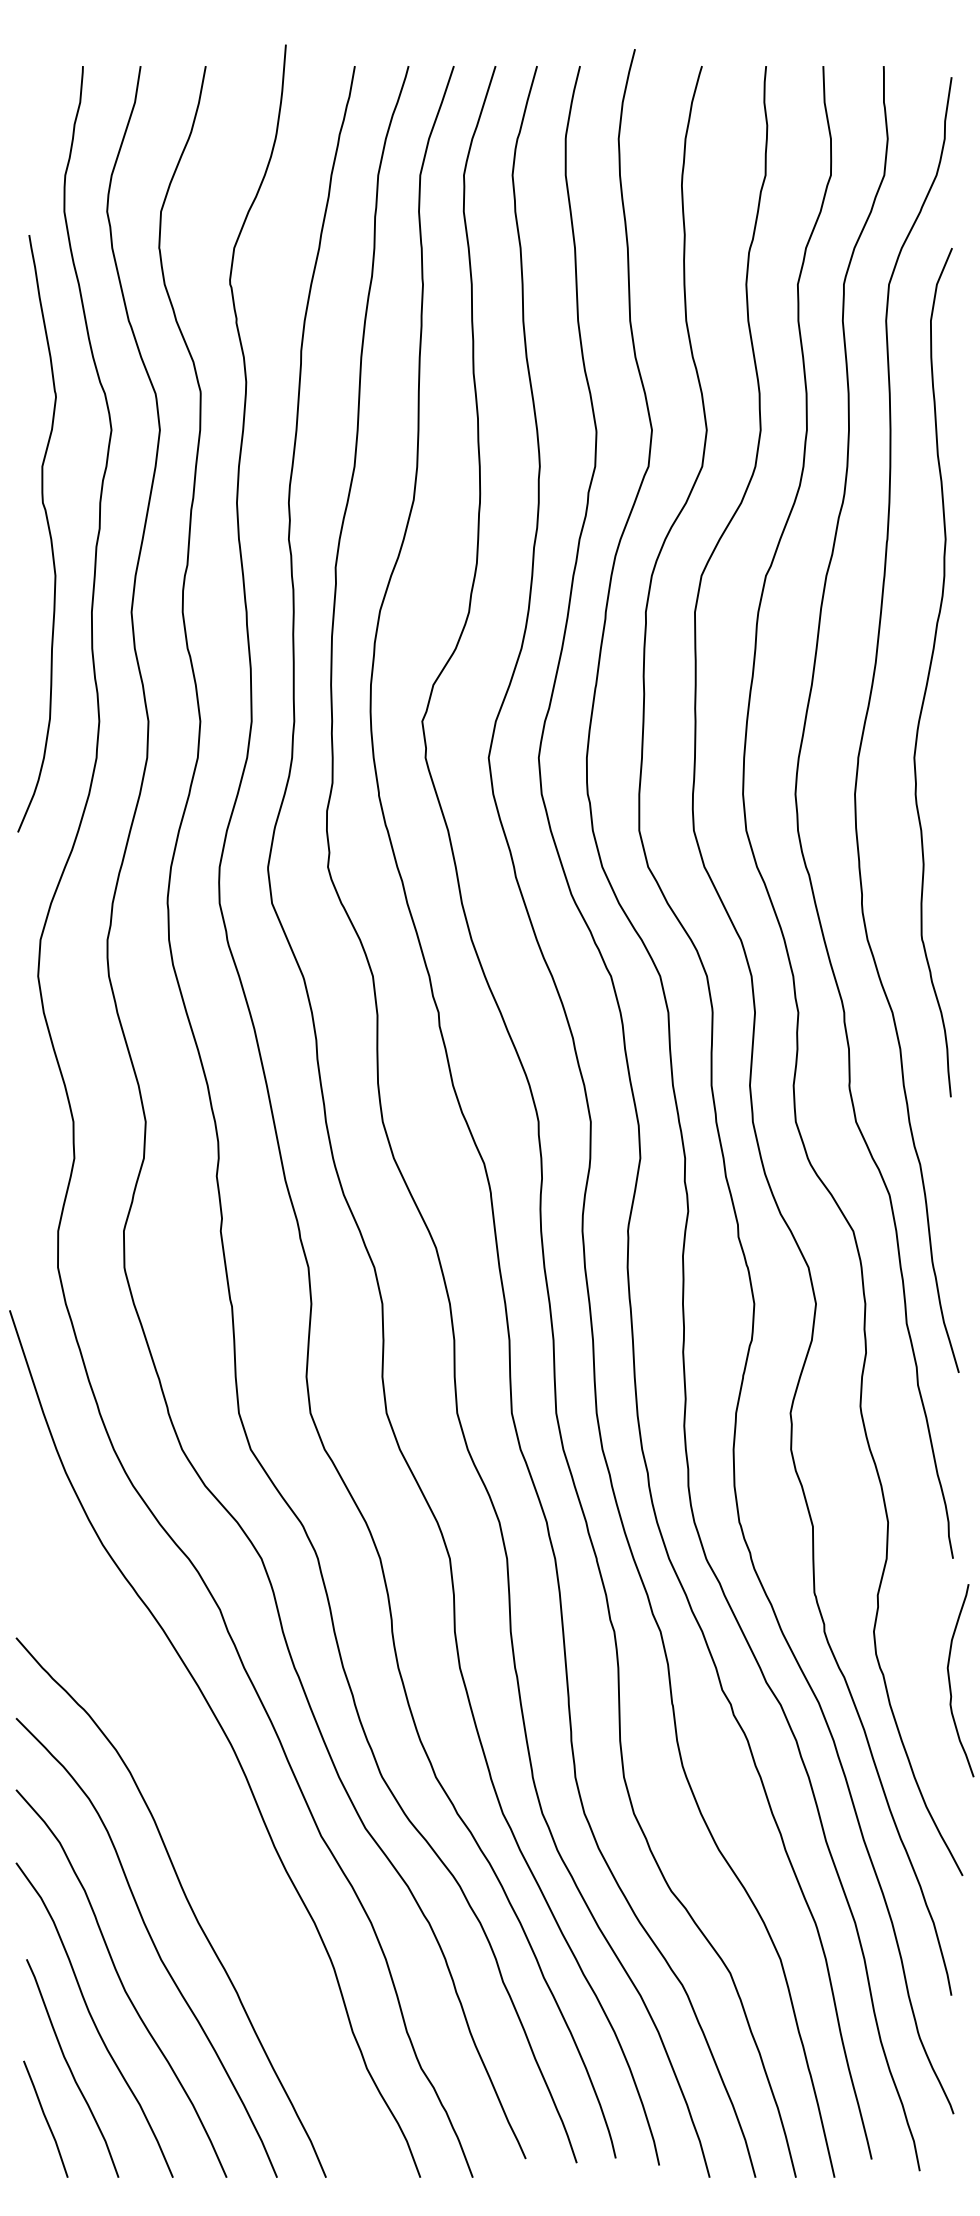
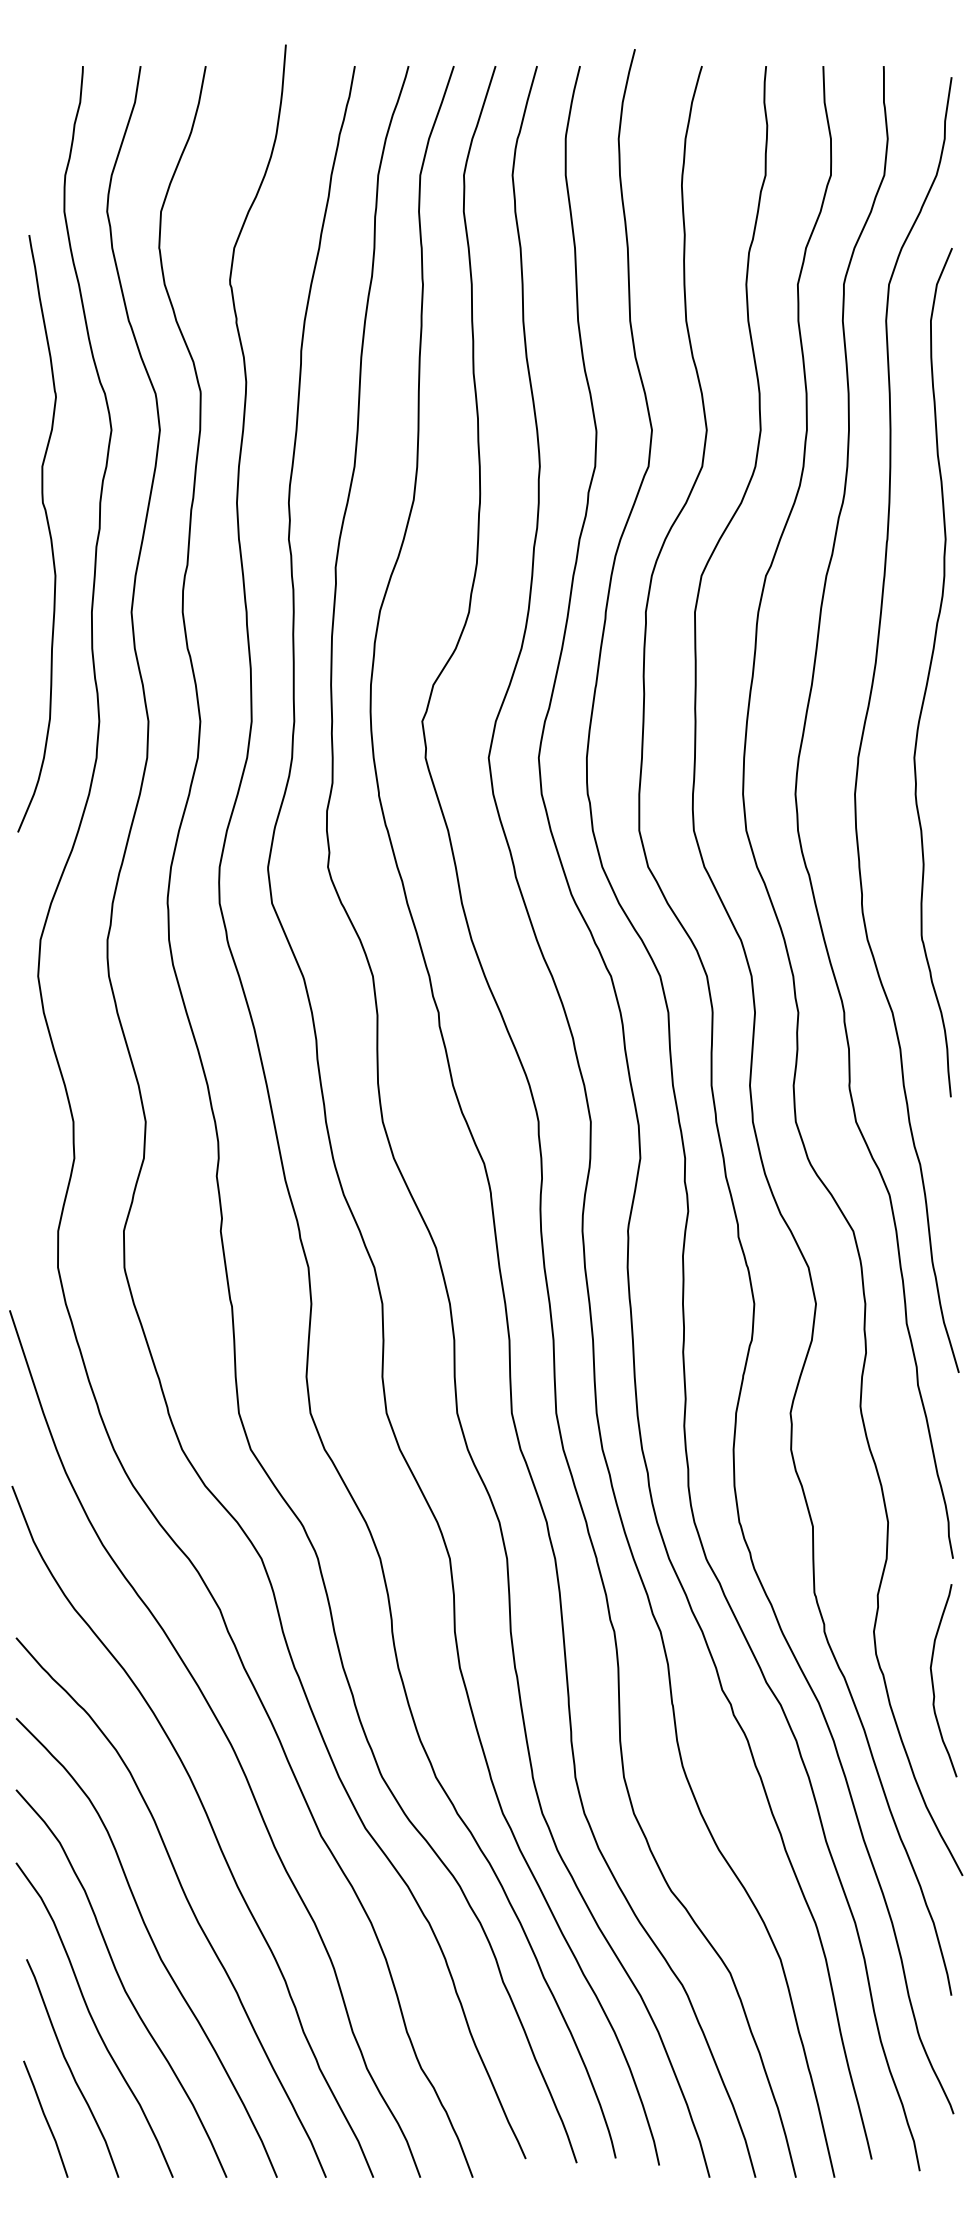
curve position: (950, 1680) -> (933, 1680) (933, 1680)
curve: none -> present (209, 1824)
